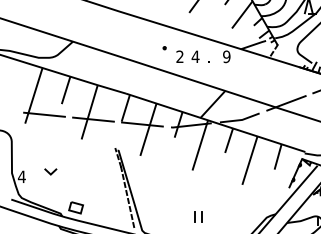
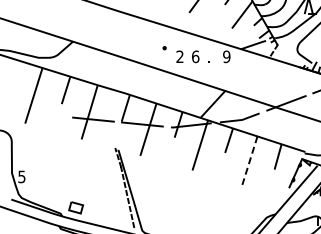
text: 4 -> 6 (195, 56)
line: present -> none (44, 114)
line: solid -> dashed (249, 161)
line: present -> none (50, 172)
text: 4 -> 5 (21, 176)
part: present -> none (198, 216)
